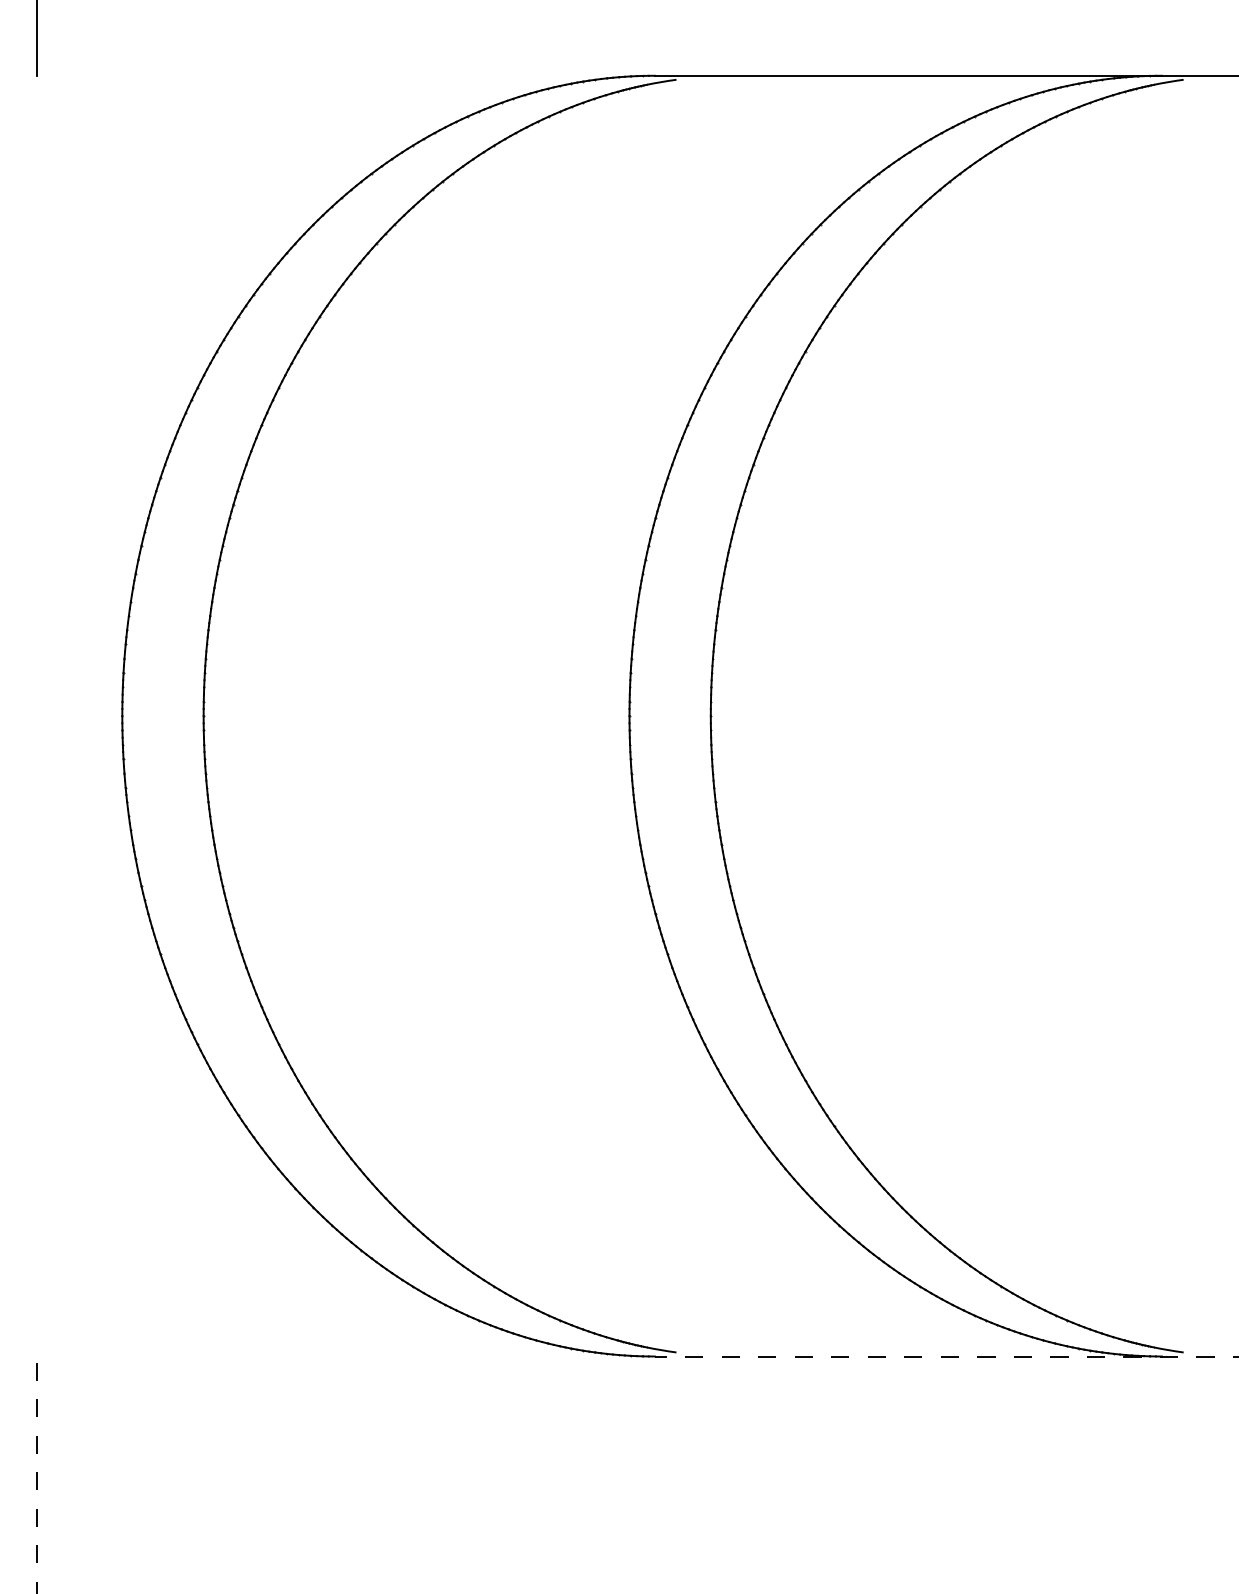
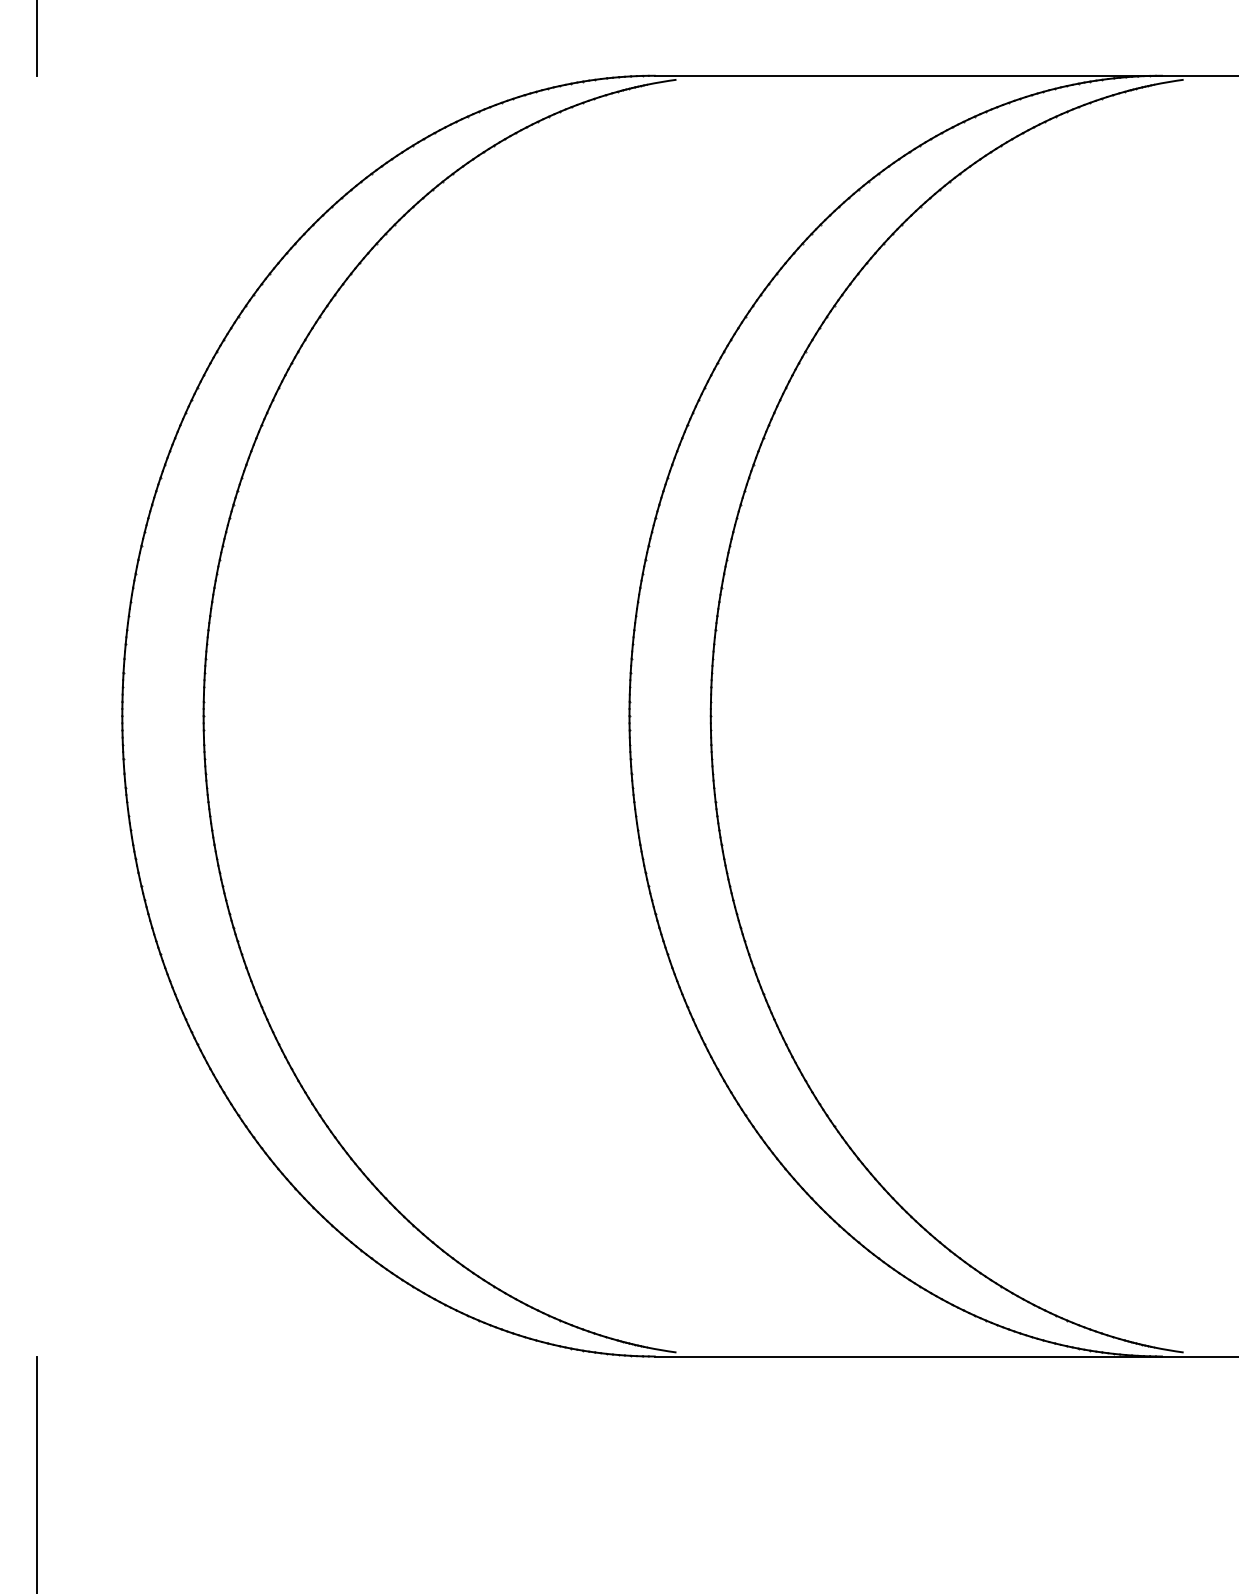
line: dashed -> solid (946, 1356)
line: dashed -> solid (36, 1474)
